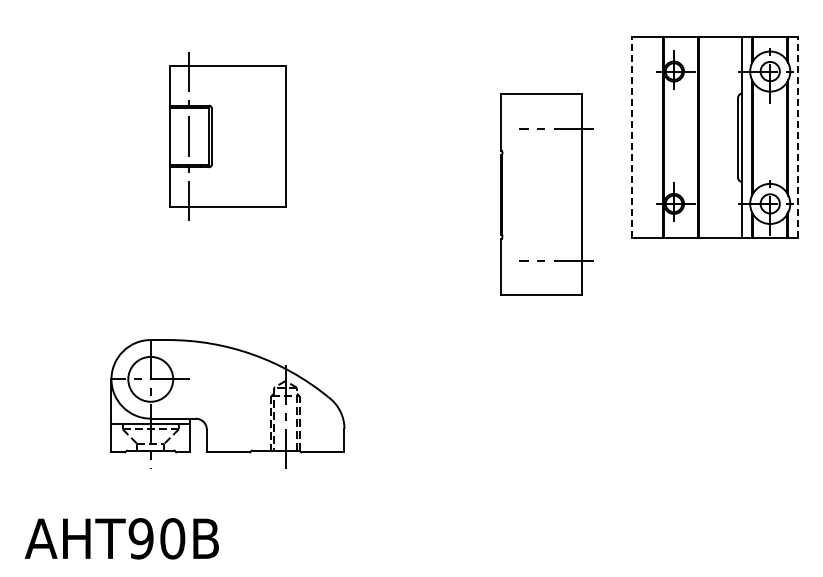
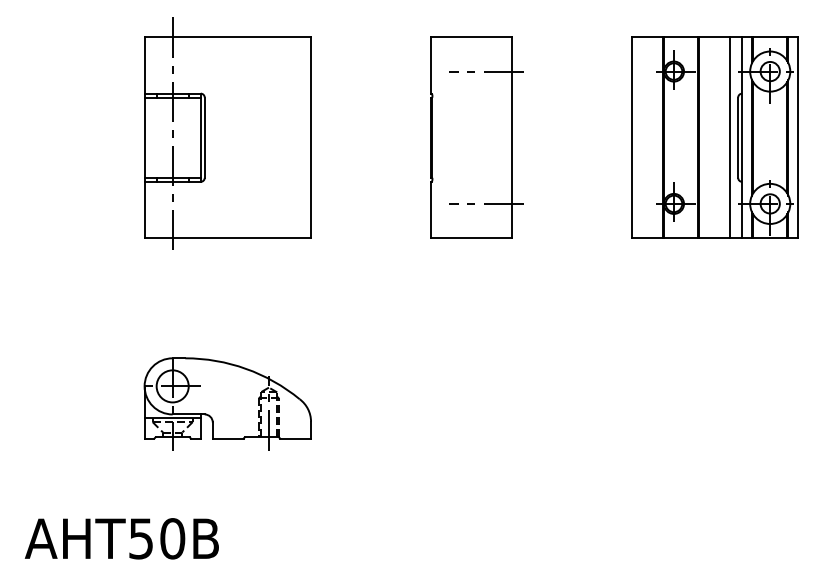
part size: 118x169 px -> 168x233 px (227, 133)
line: dashed -> solid (631, 137)
line: none -> present (730, 137)
line: dashed -> solid (798, 137)
part position: (546, 194) -> (476, 137) (476, 137)
part size: 236x130 px -> 169x94 px (227, 403)
text: AHT90B -> AHT50B (140, 538)
